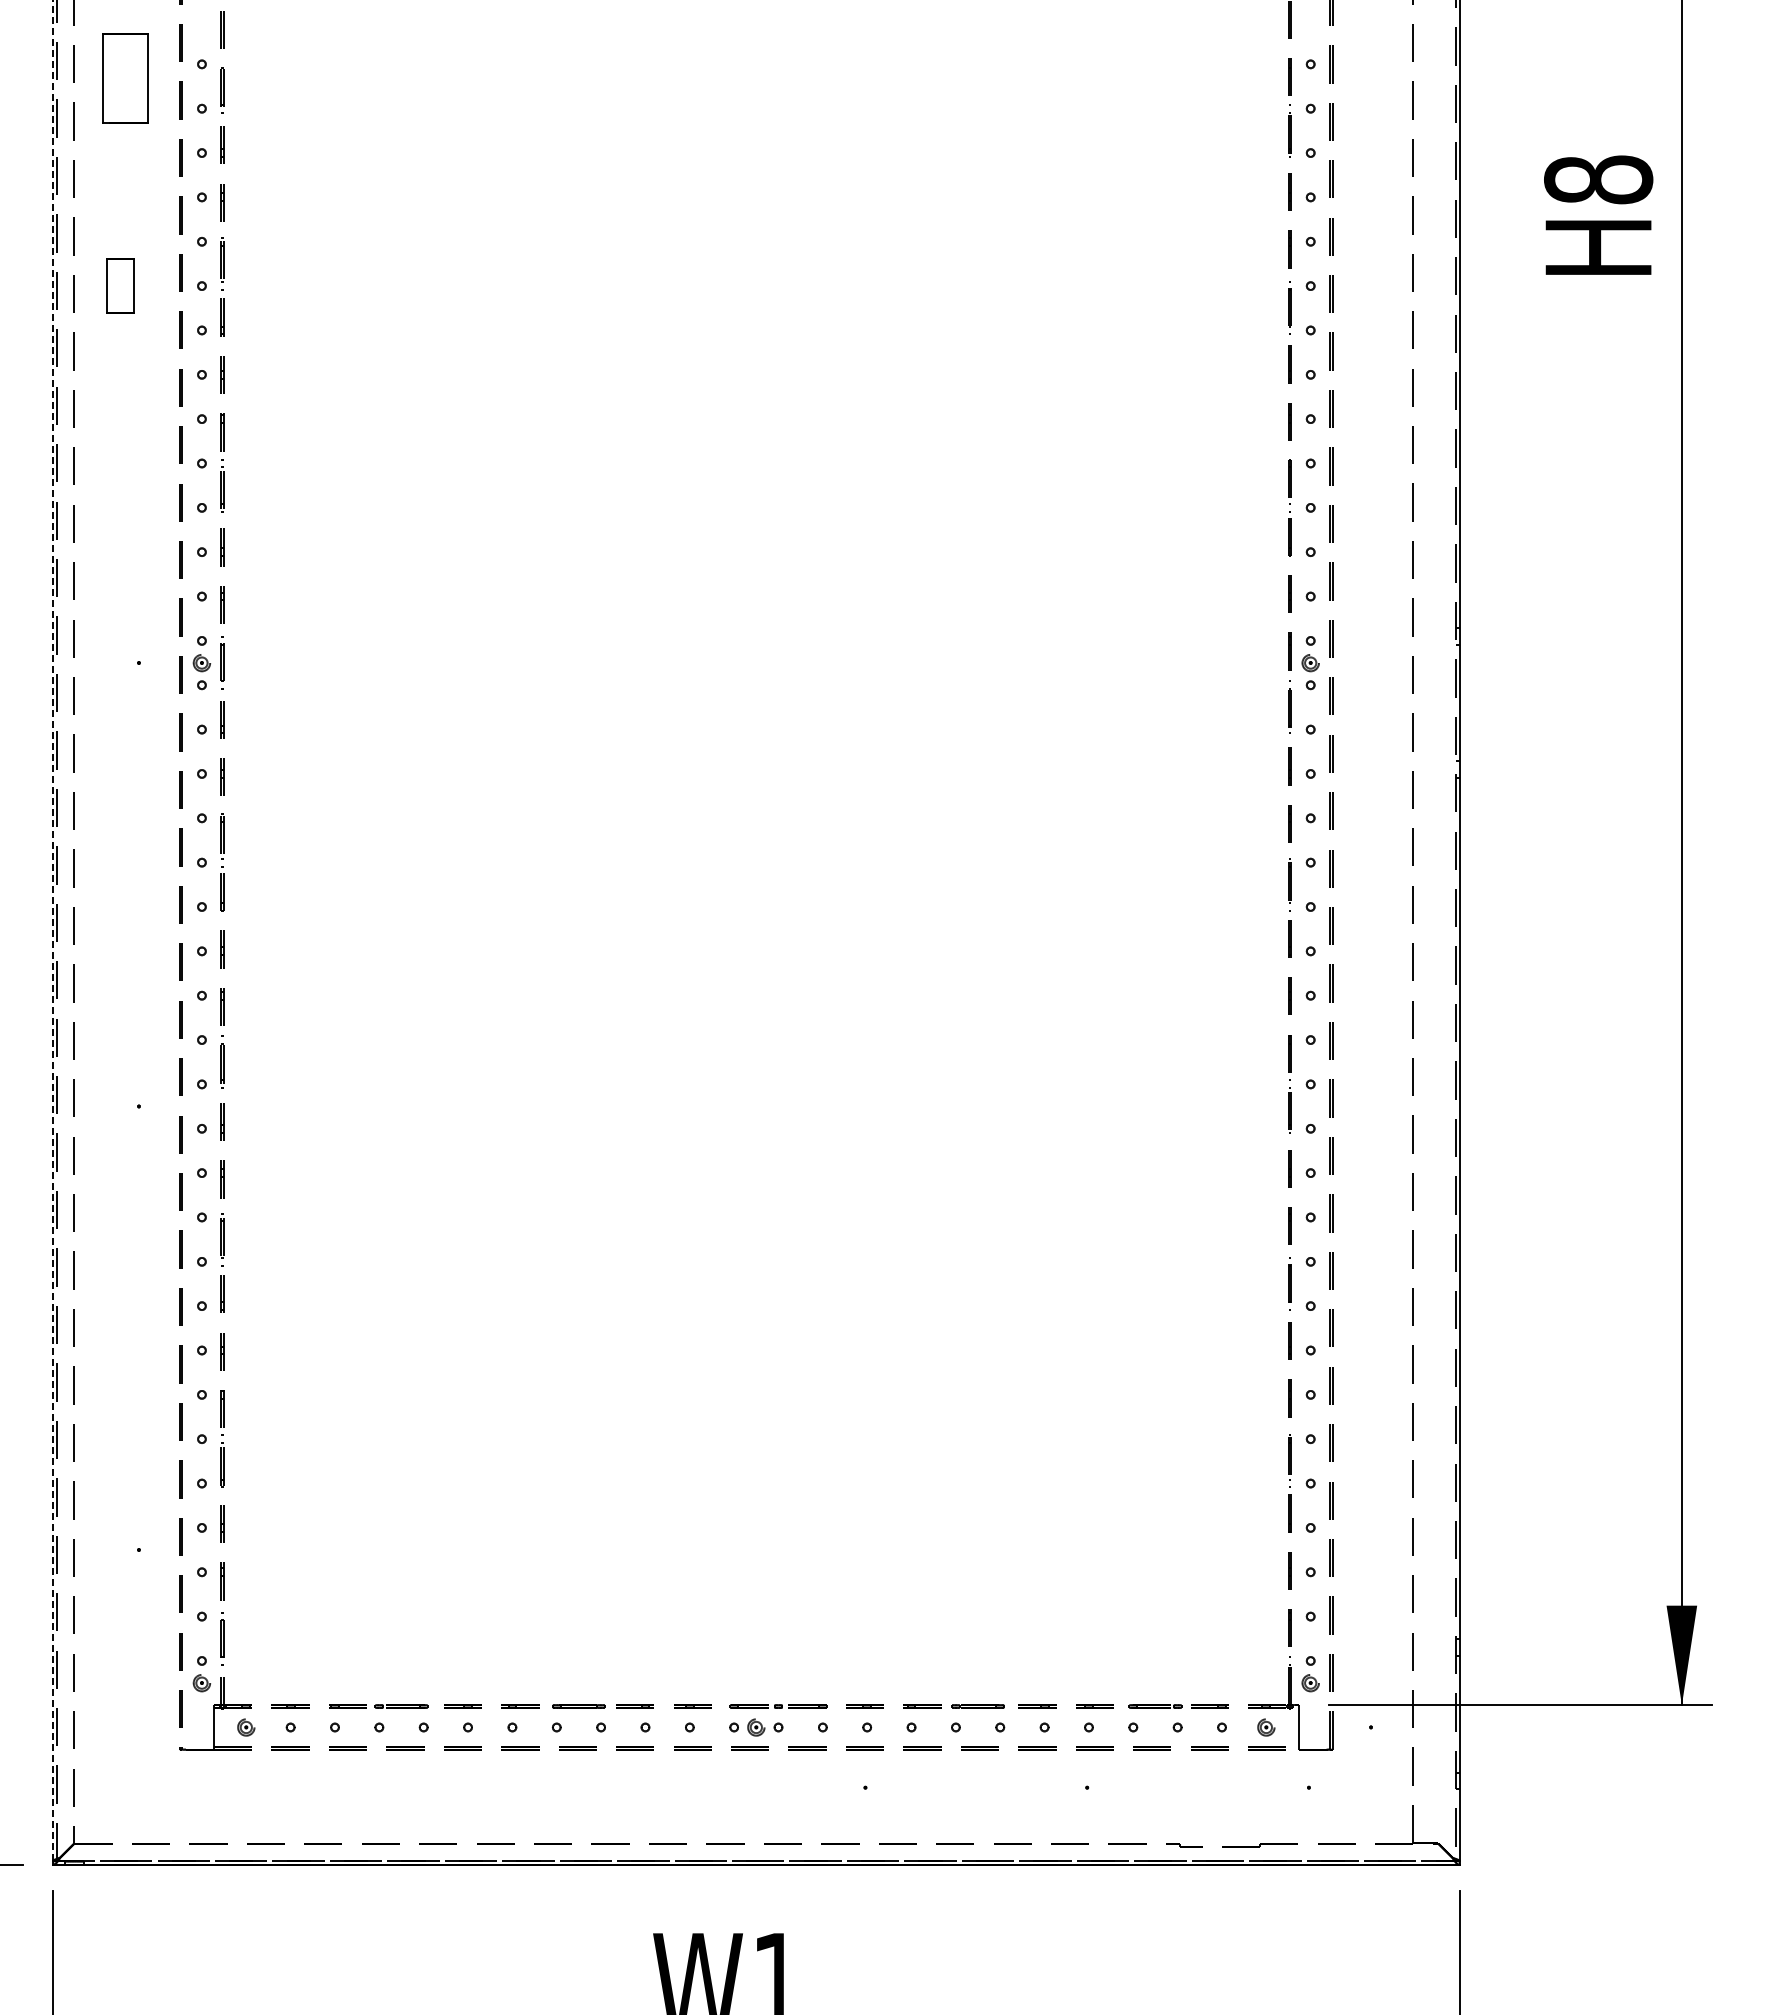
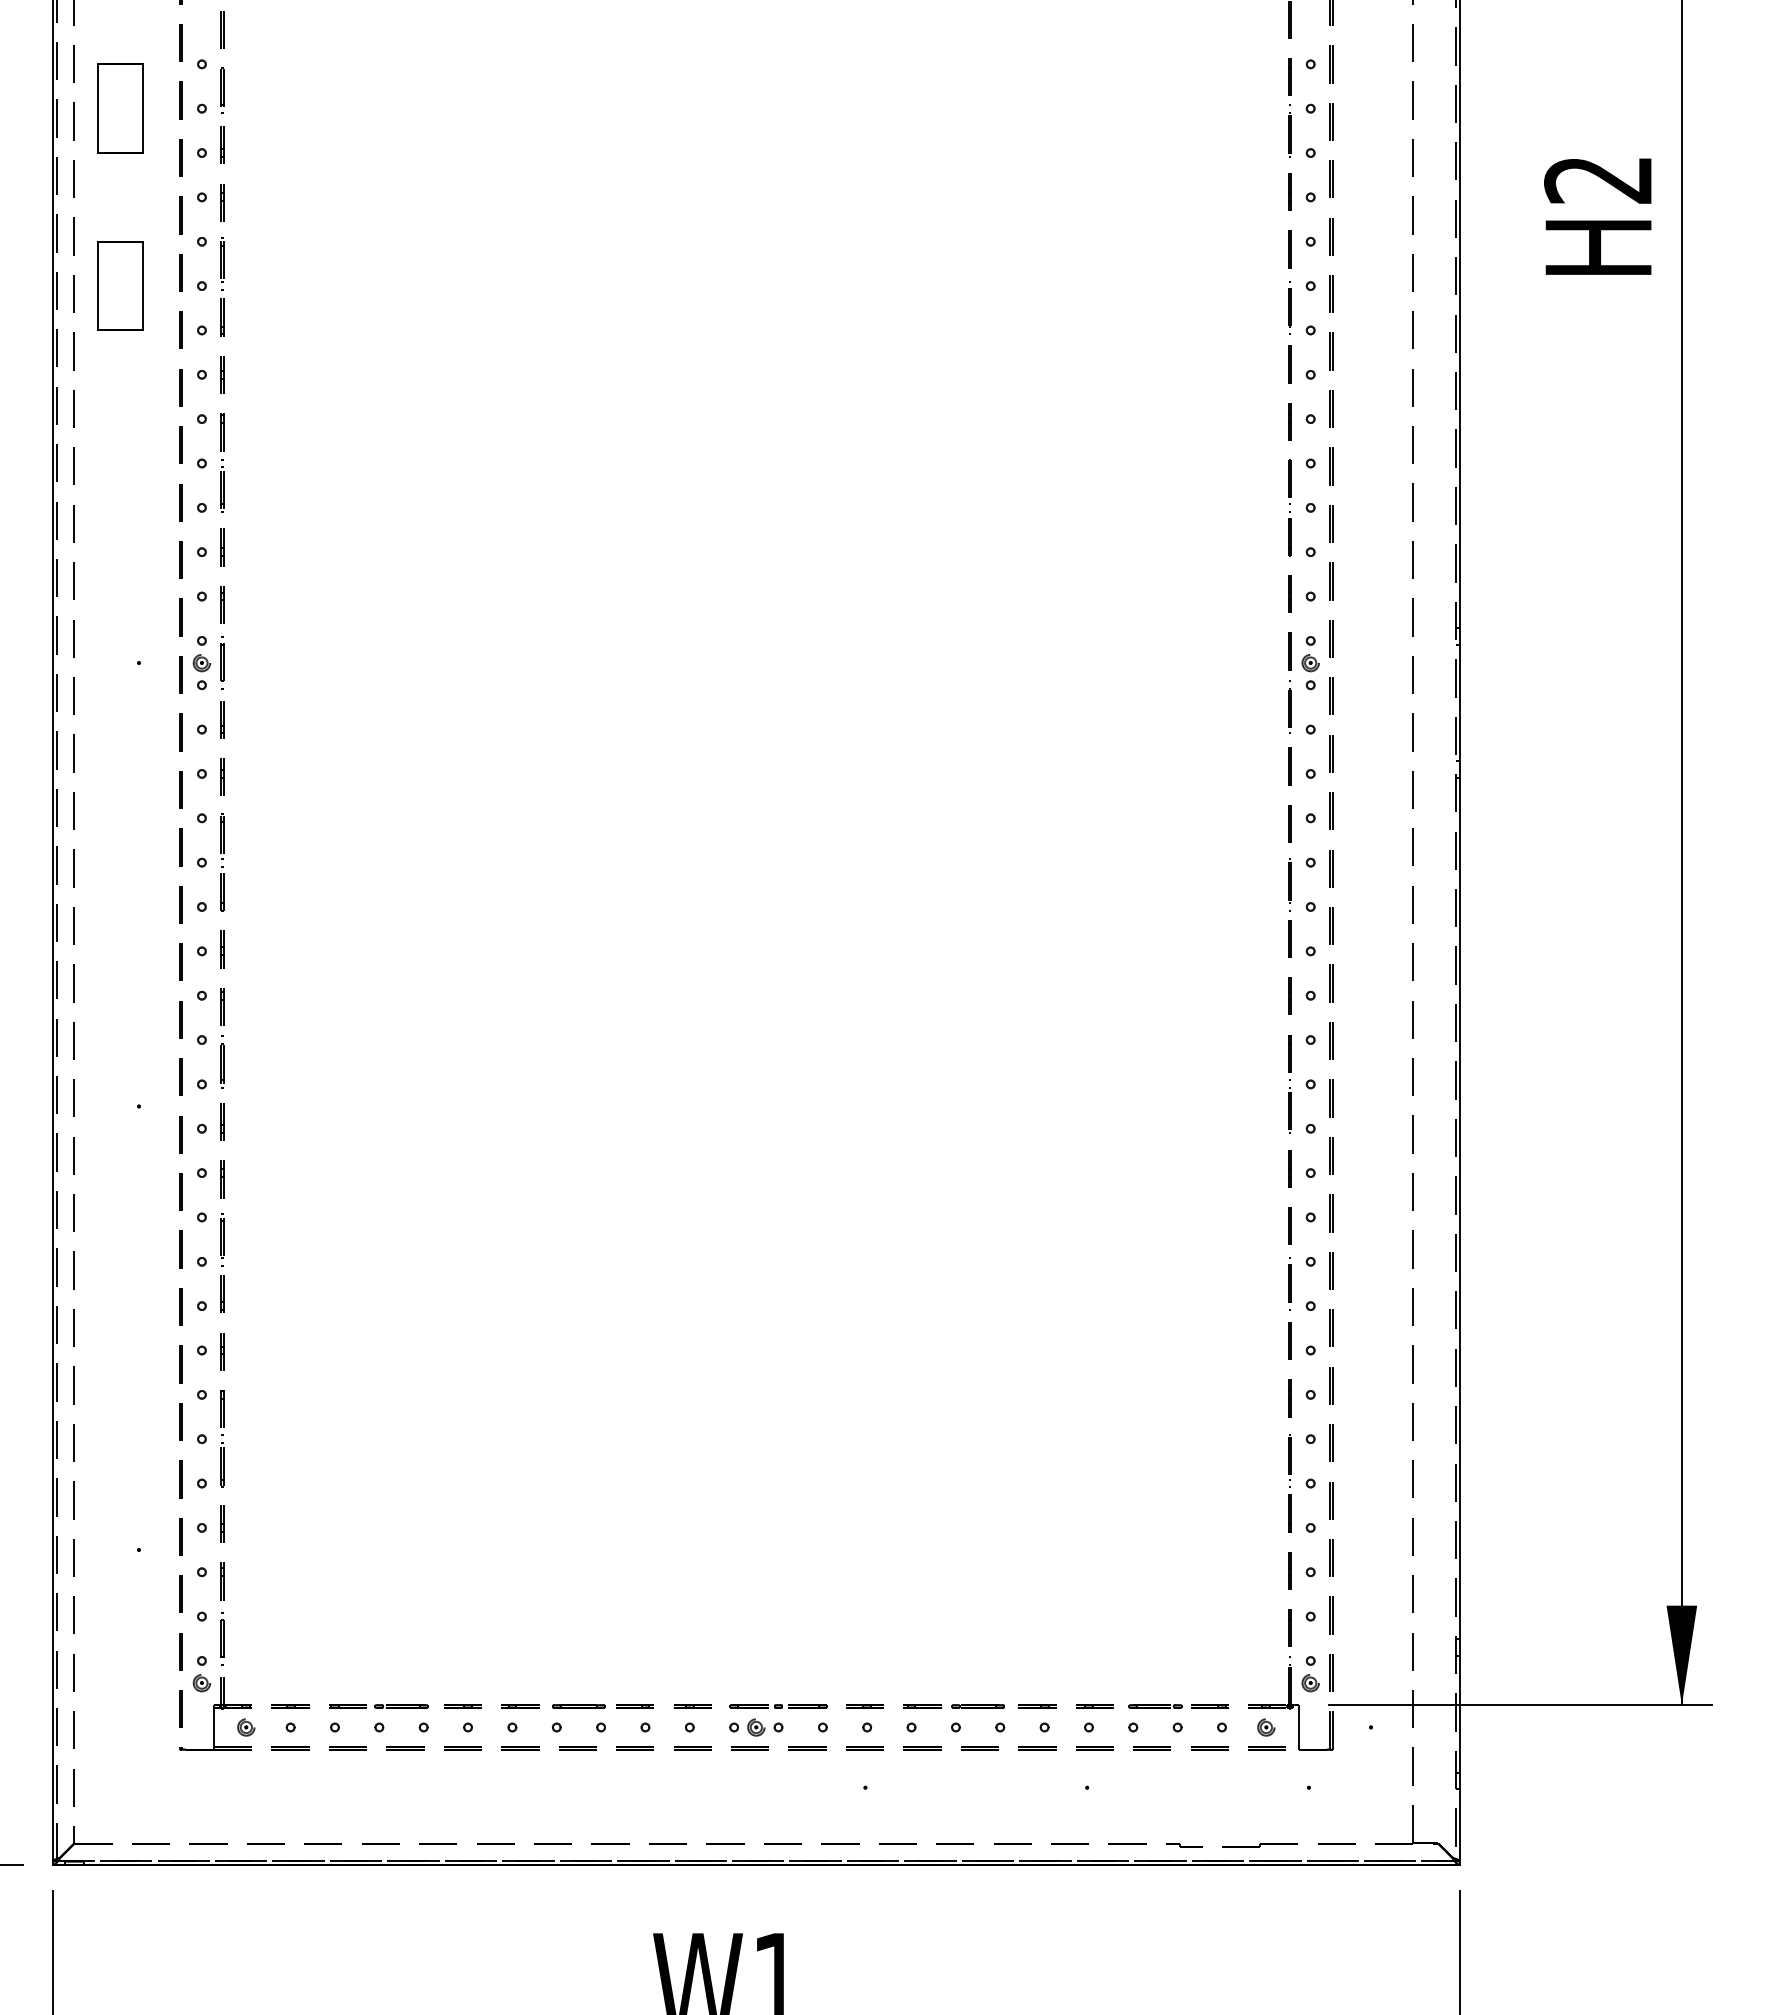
part position: (125, 78) -> (120, 108) (120, 108)
text: H8 -> H2 (1598, 179)
part size: 29x56 px -> 47x90 px (120, 285)
line: dashed -> solid (52, 930)
